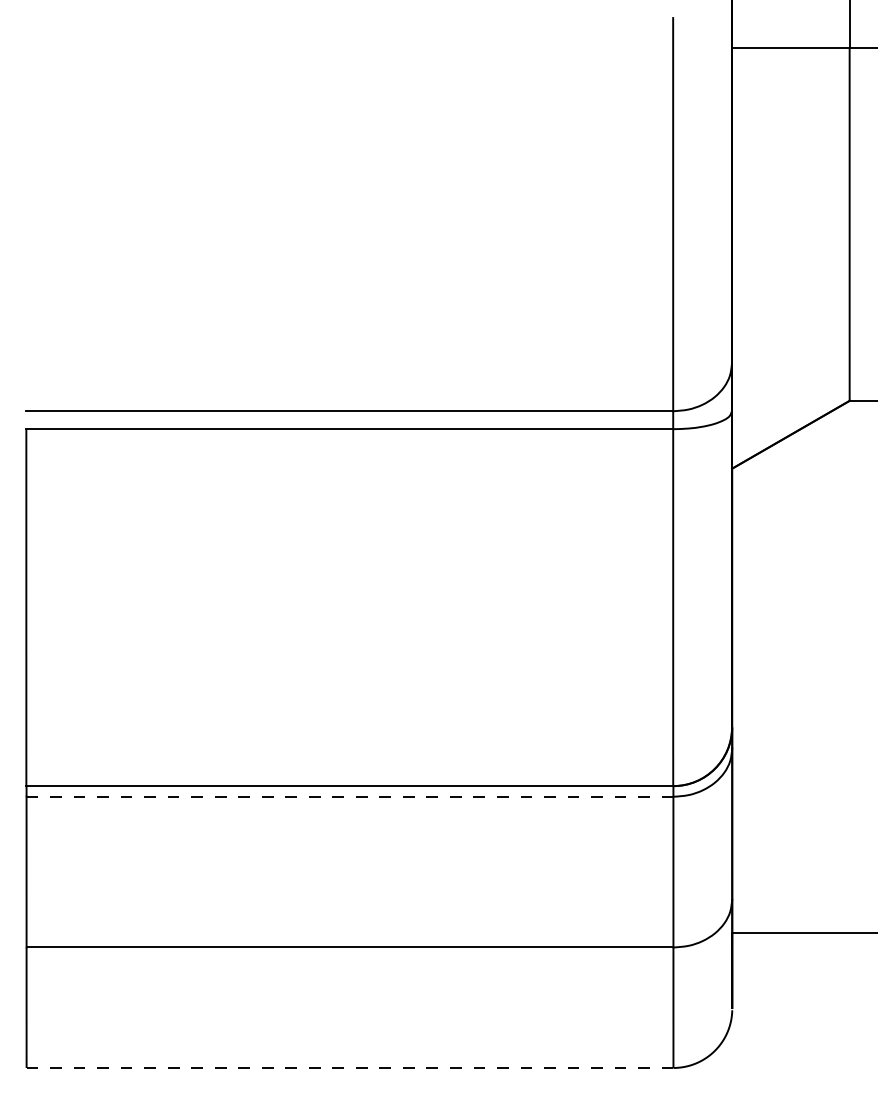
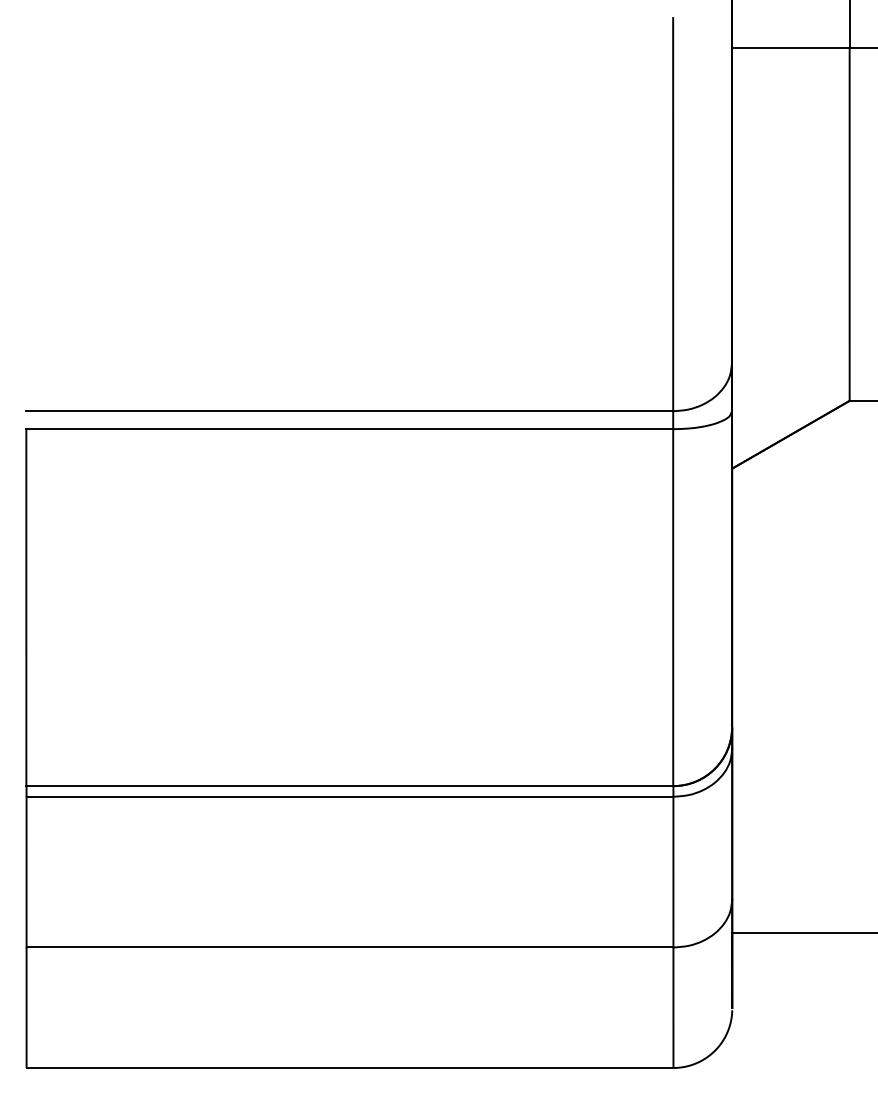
line: dashed -> solid (349, 796)
line: dashed -> solid (349, 1067)
